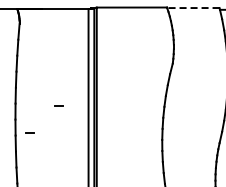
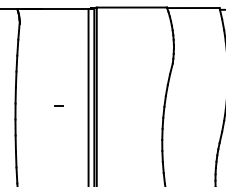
line: dashed -> solid (192, 8)
line: present -> none (29, 132)
